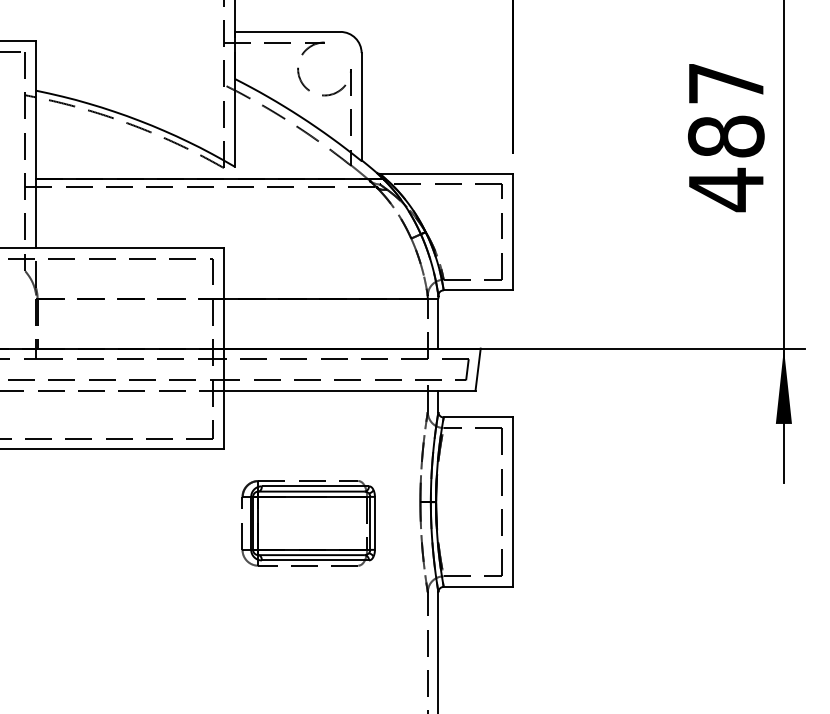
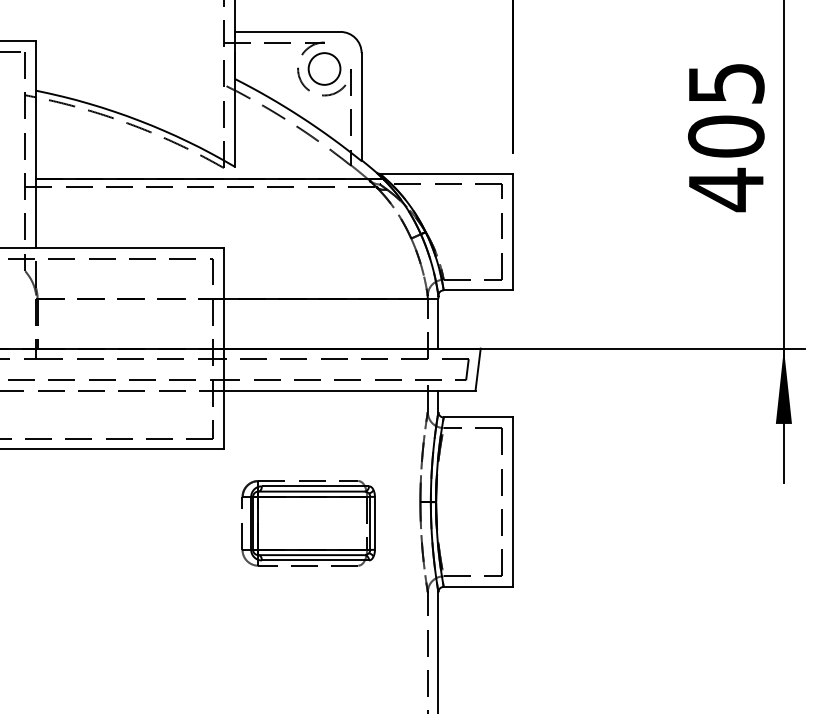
circle: none -> present (324, 68)
text: 487 -> 405 (726, 110)
